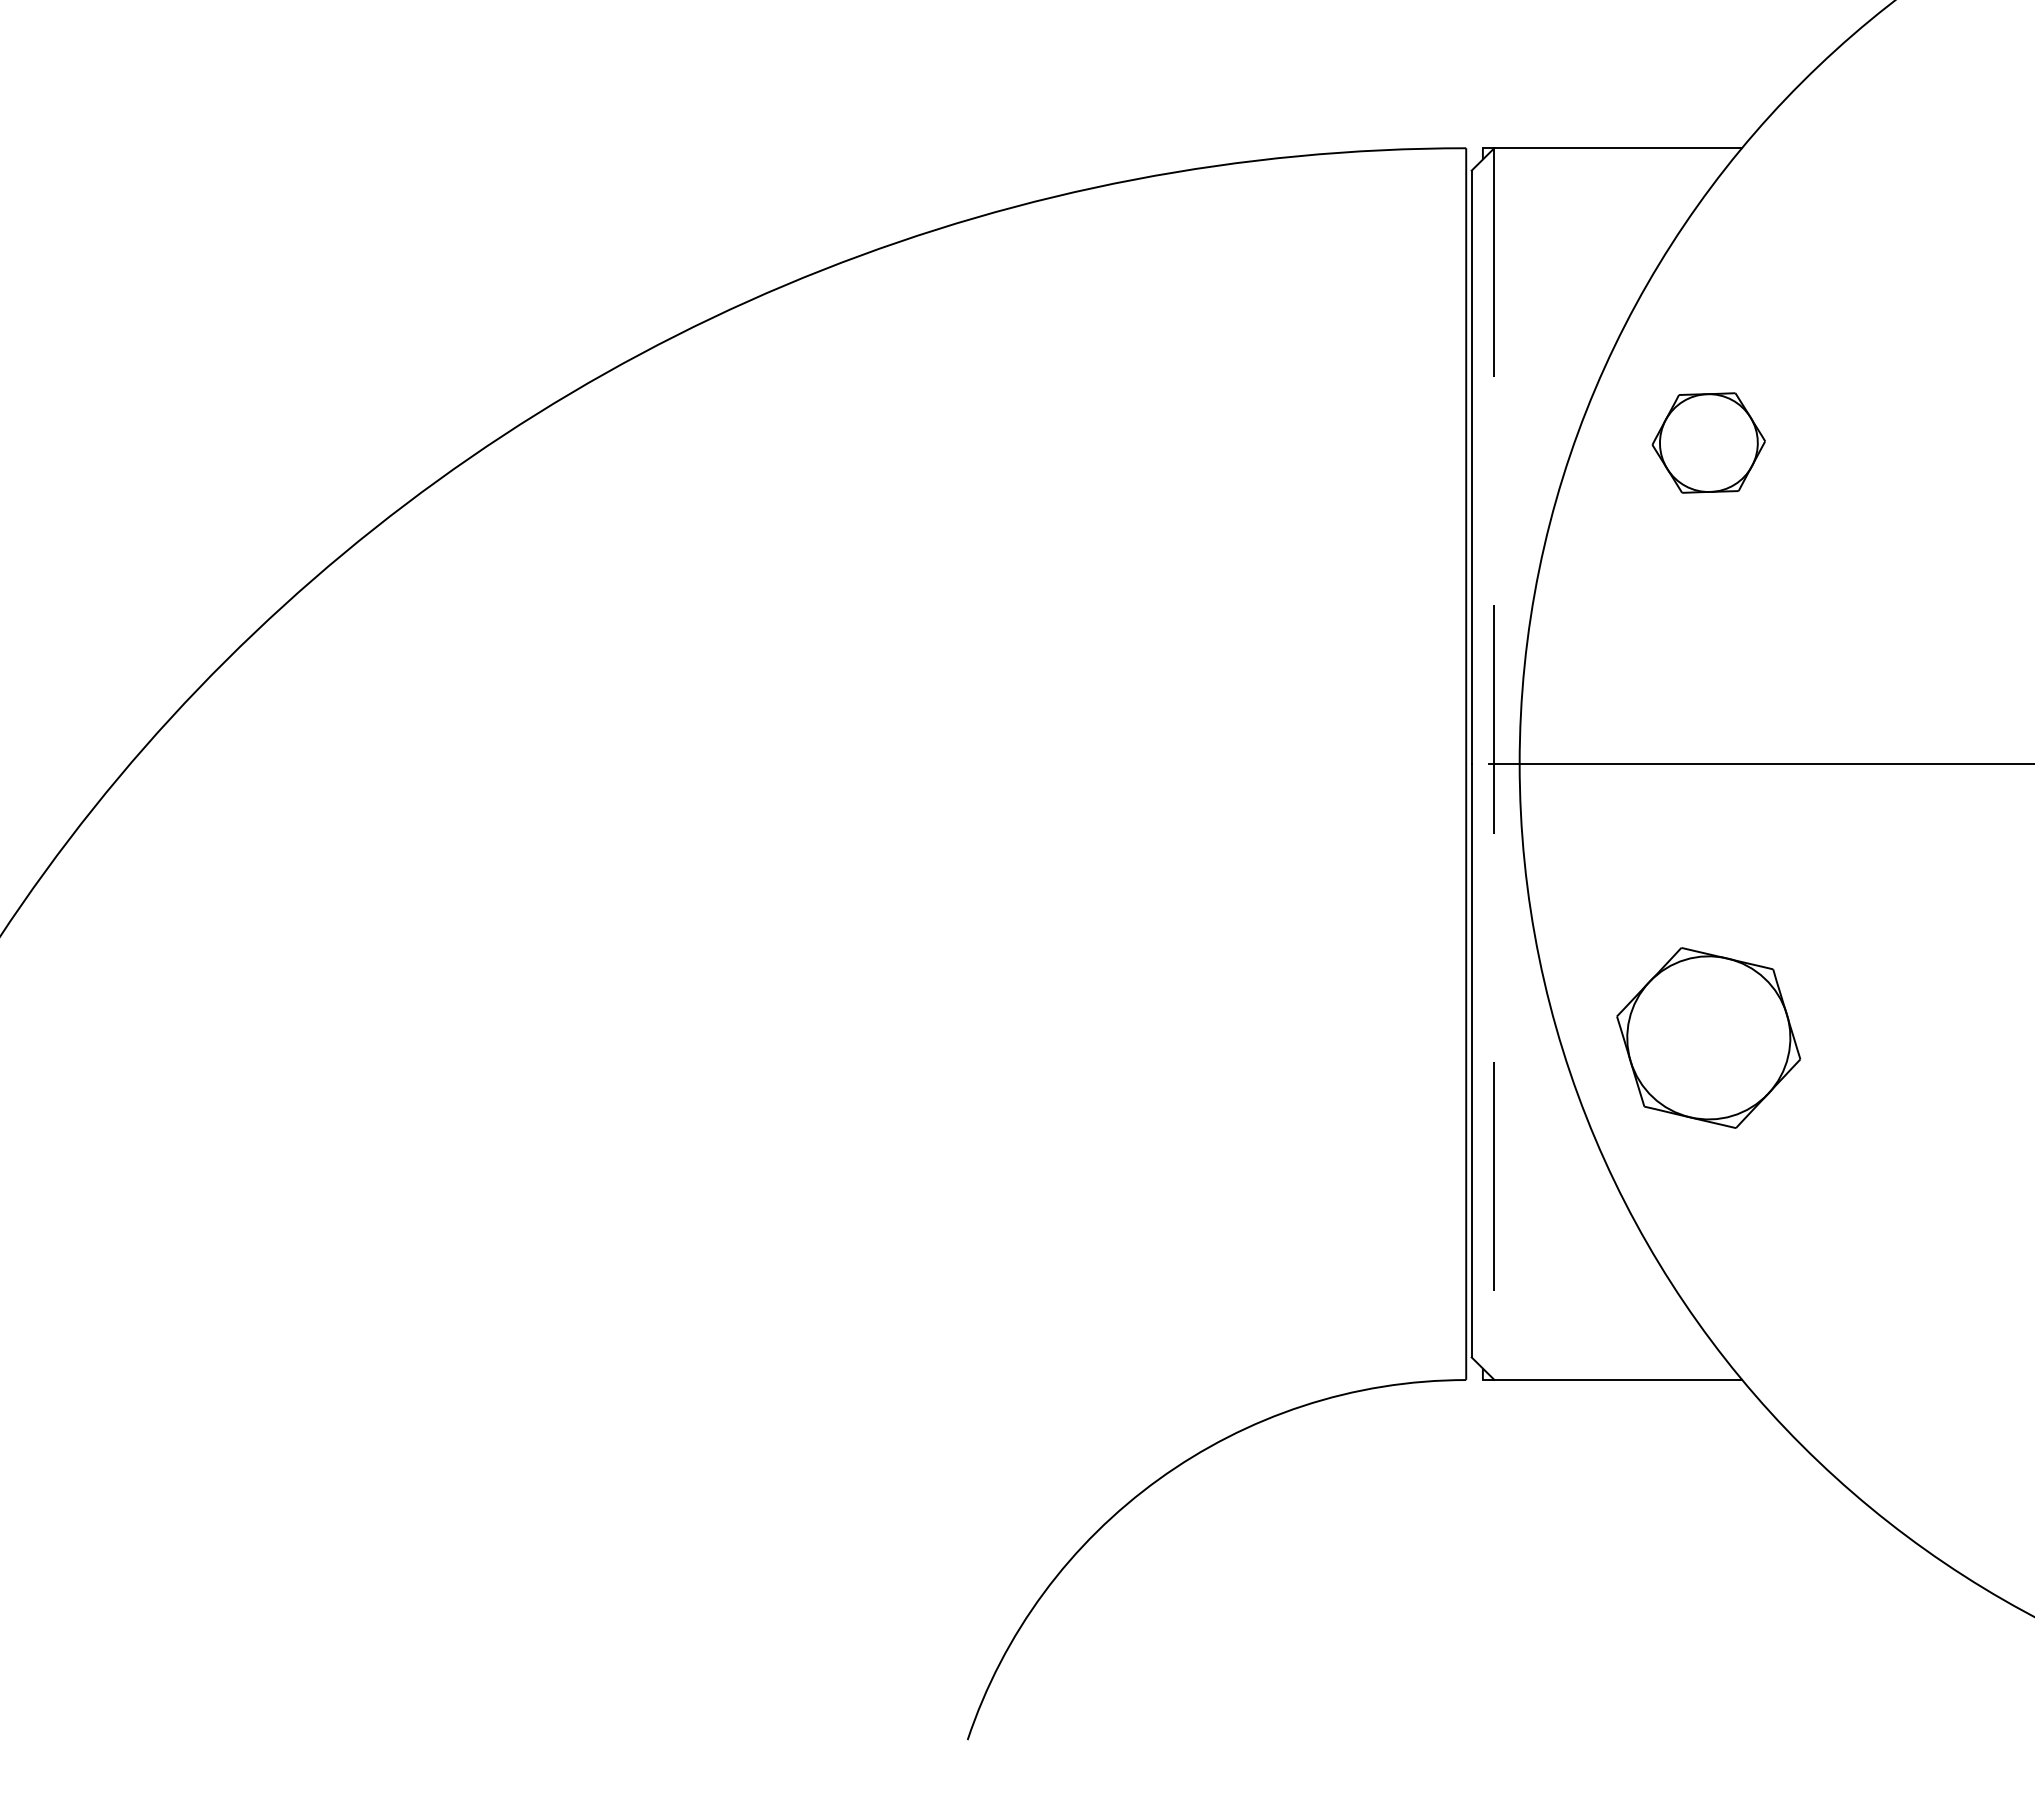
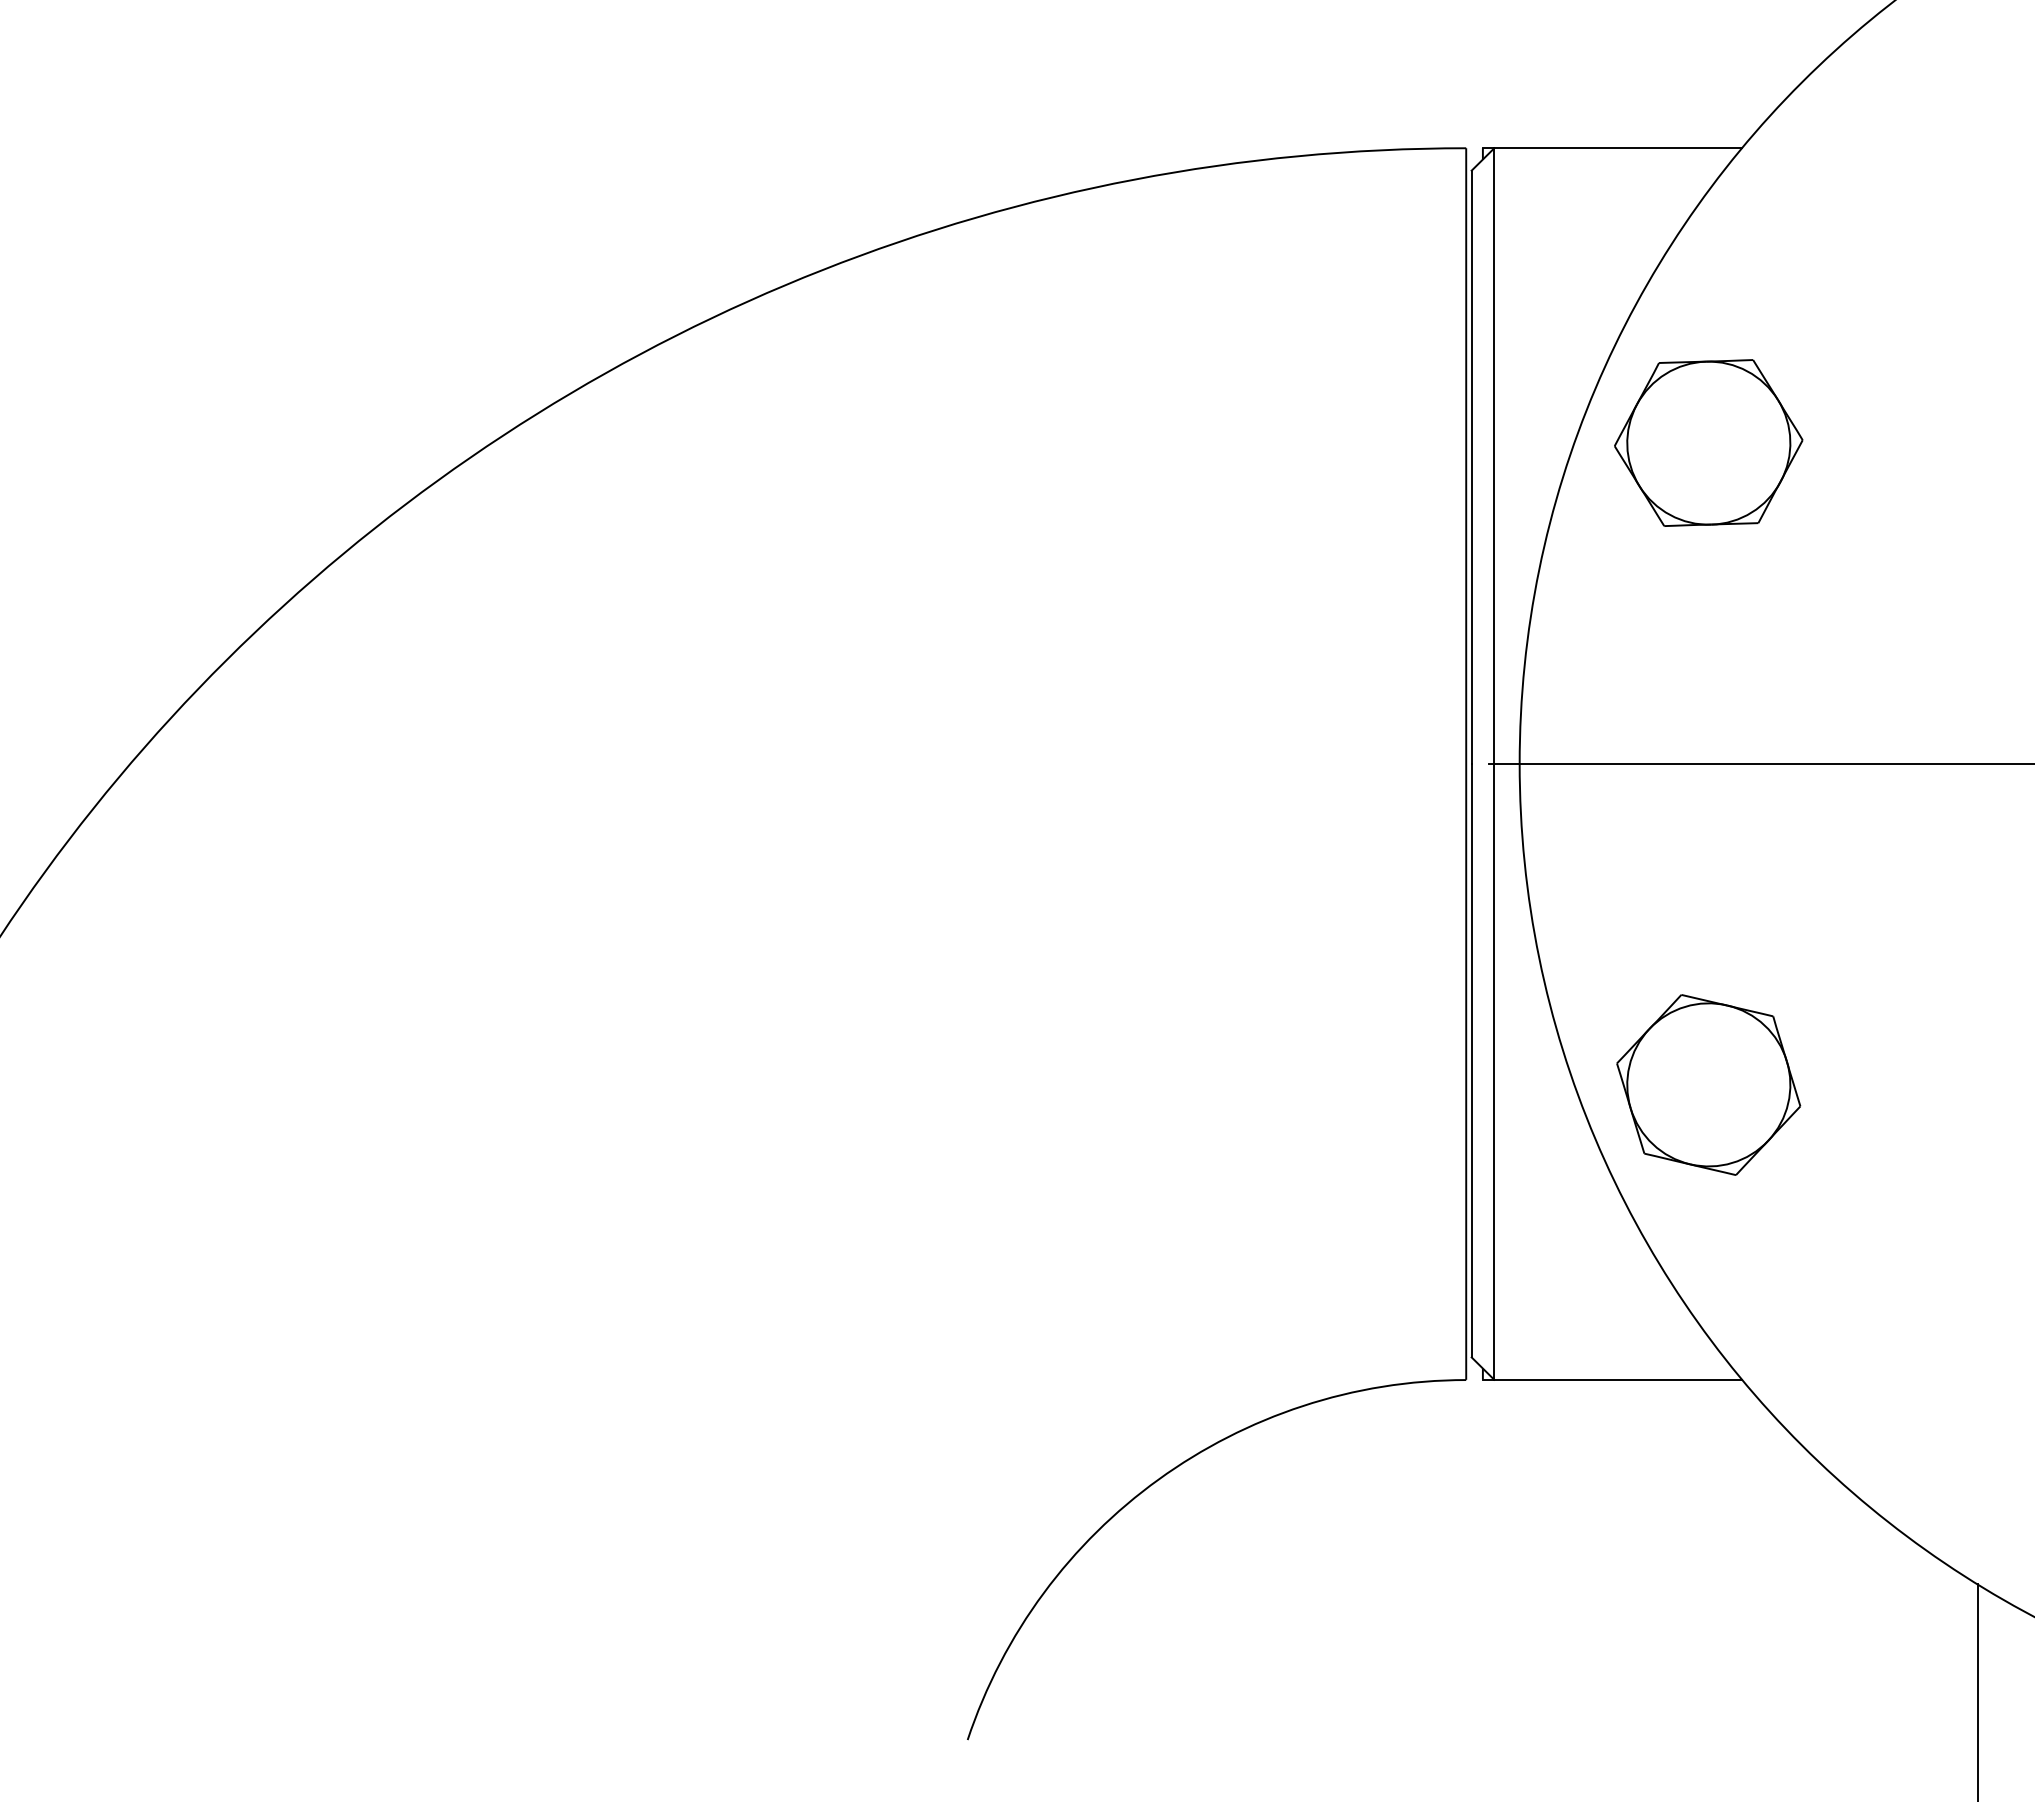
part size: 115x102 px -> 190x168 px (1708, 442)
line: dashed -> solid (1494, 764)
part position: (1708, 1037) -> (1708, 1084) (1708, 1084)
line: none -> present (1977, 1691)
